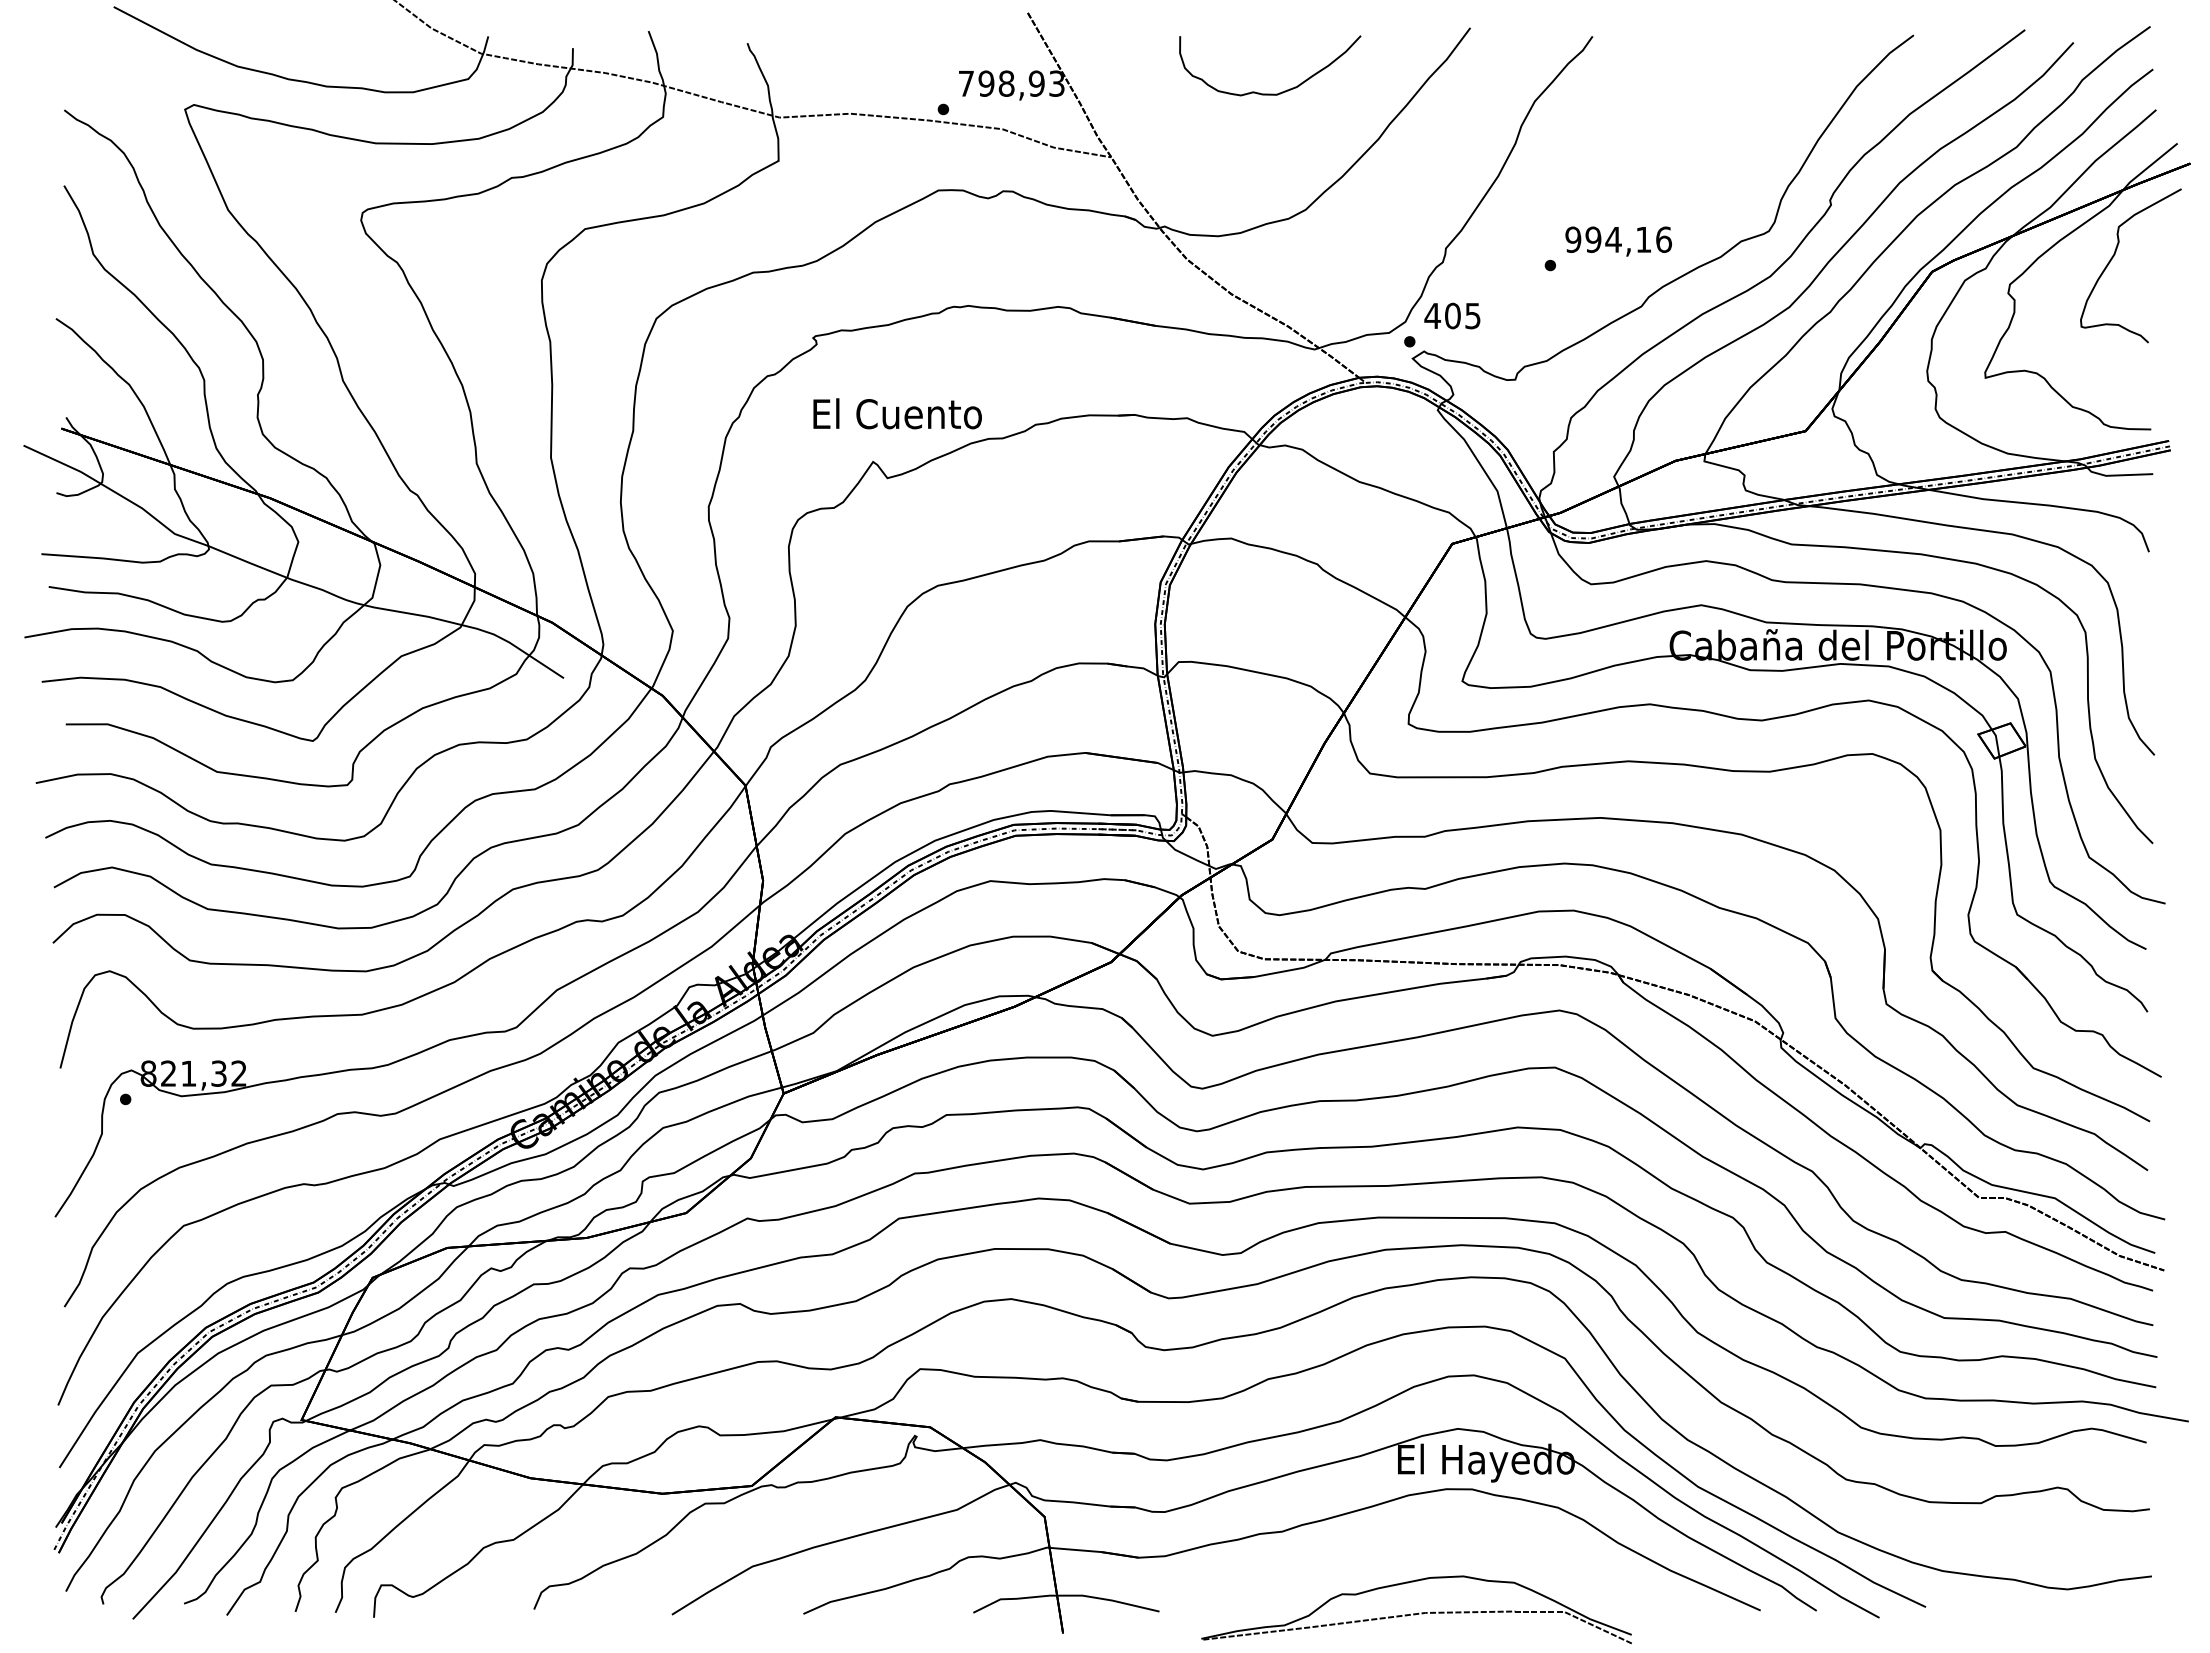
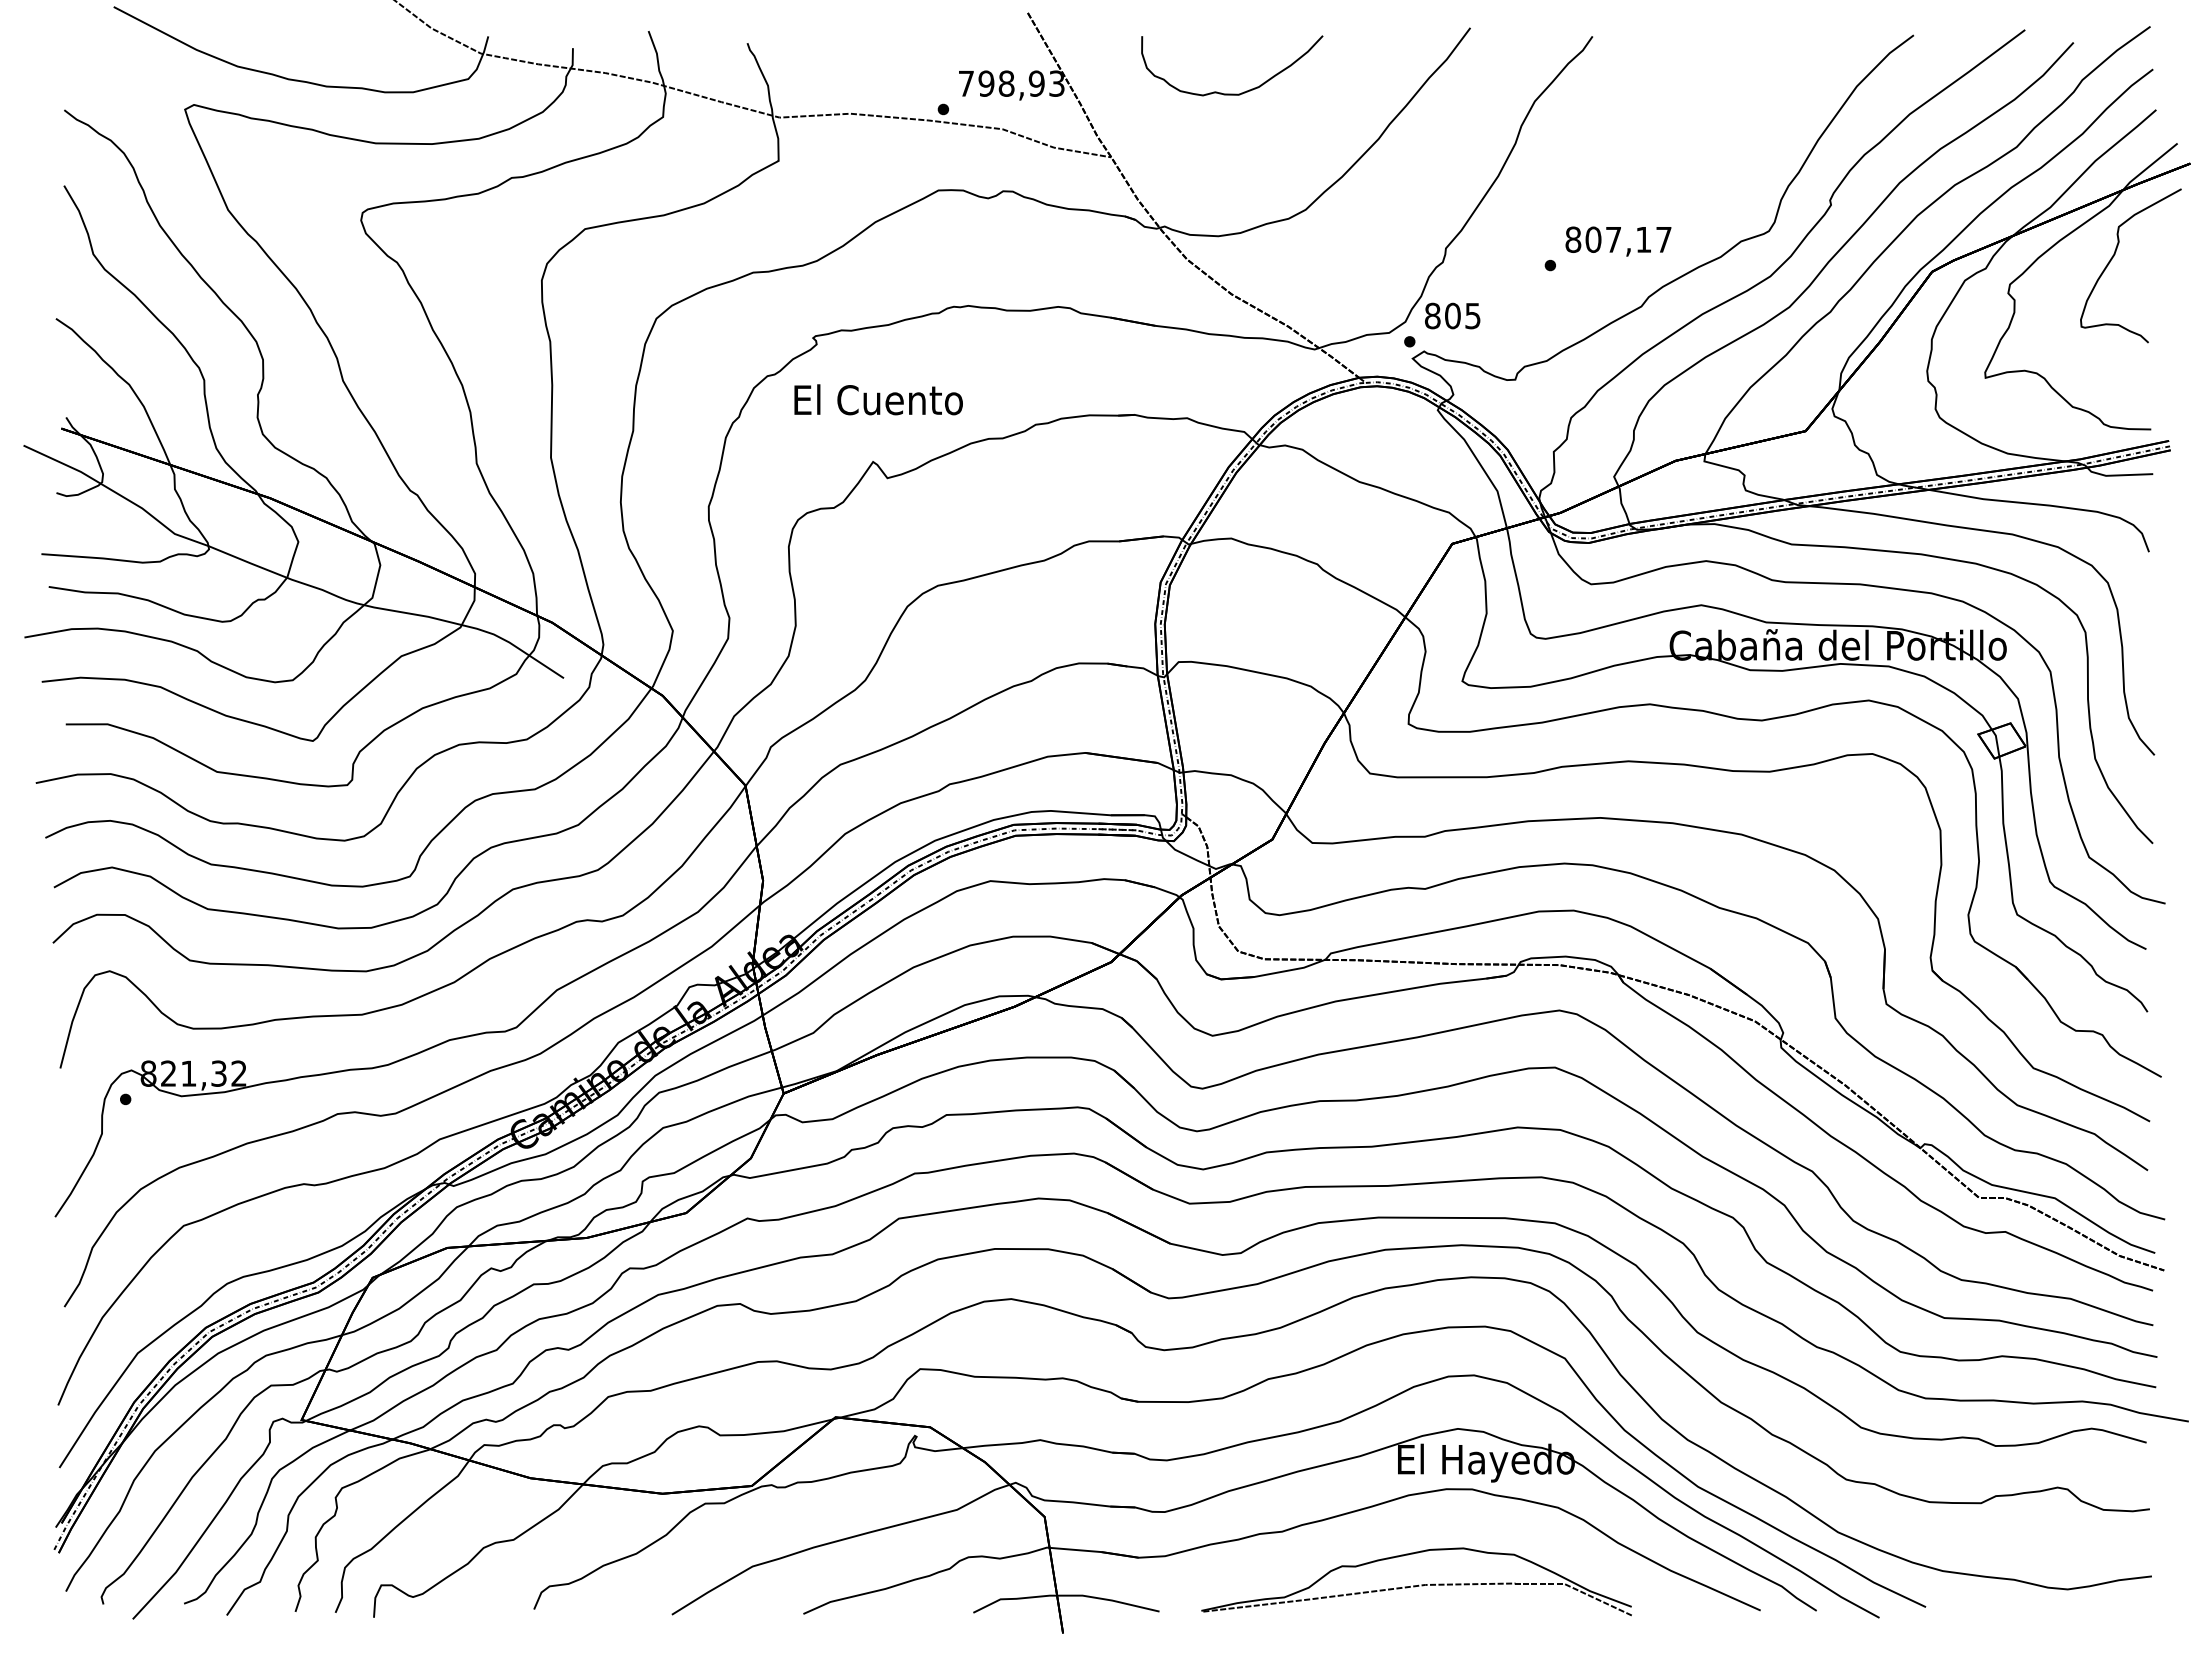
curve position: (1270, 93) -> (1232, 93) (1232, 93)
text: 994,16 -> 807,17 (1618, 239)
text: 405 -> 805 (1432, 315)
text position: (897, 413) -> (878, 399) (878, 399)
part position: (1416, 1609) -> (1416, 1581) (1416, 1581)
